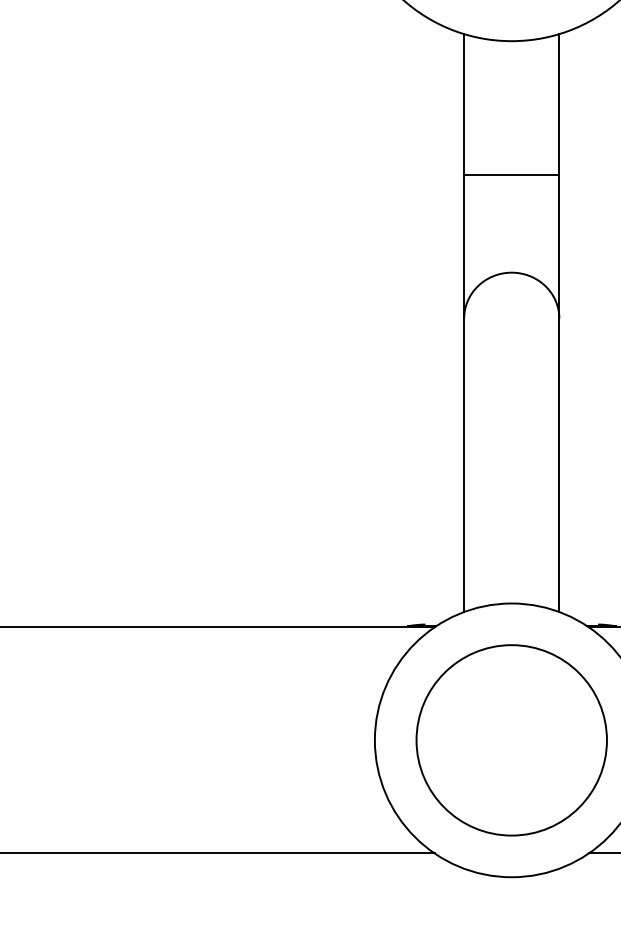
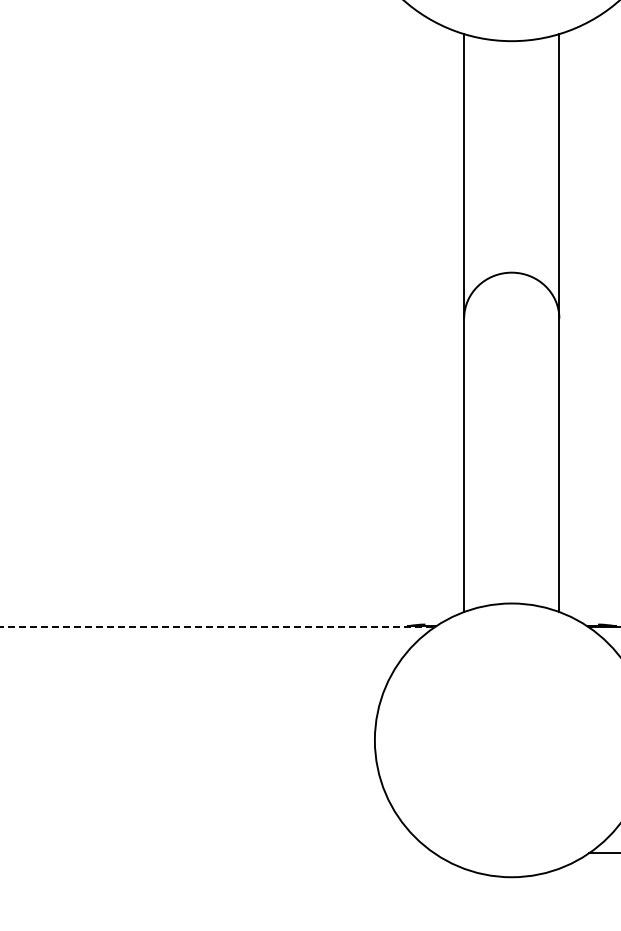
line: present -> none (511, 175)
line: solid -> dashed (217, 627)
circle: present -> none (511, 740)
line: present -> none (218, 853)
